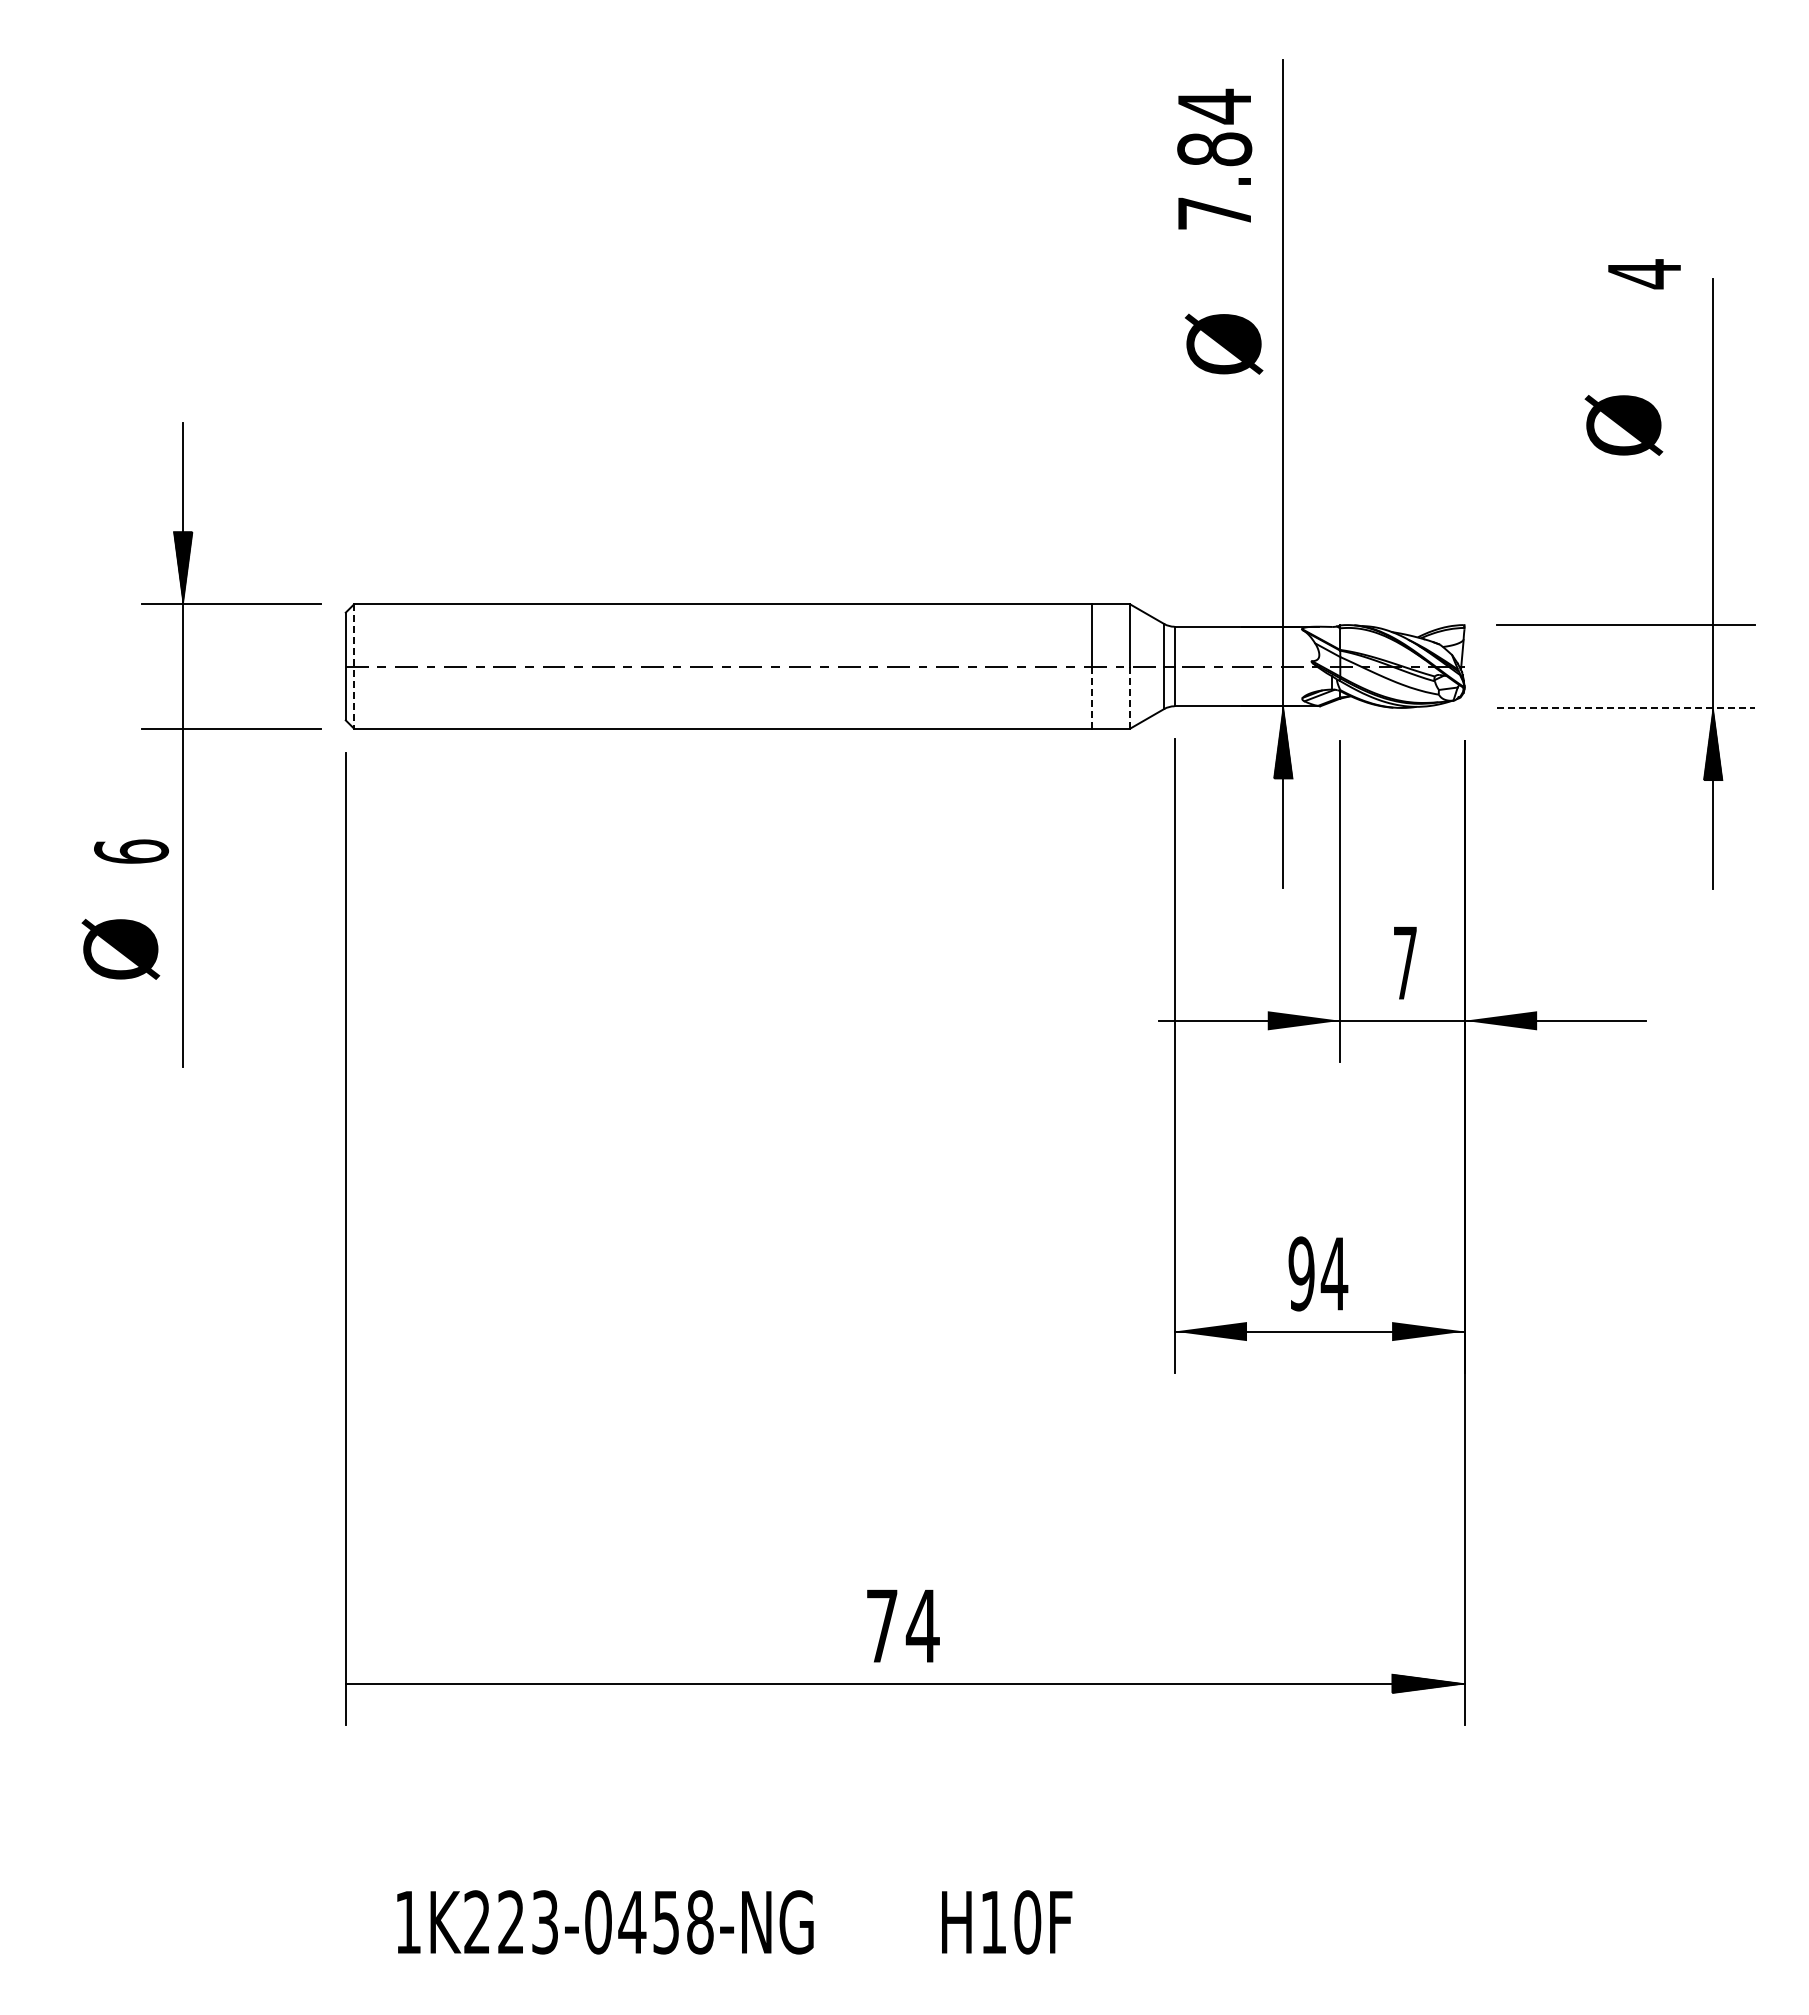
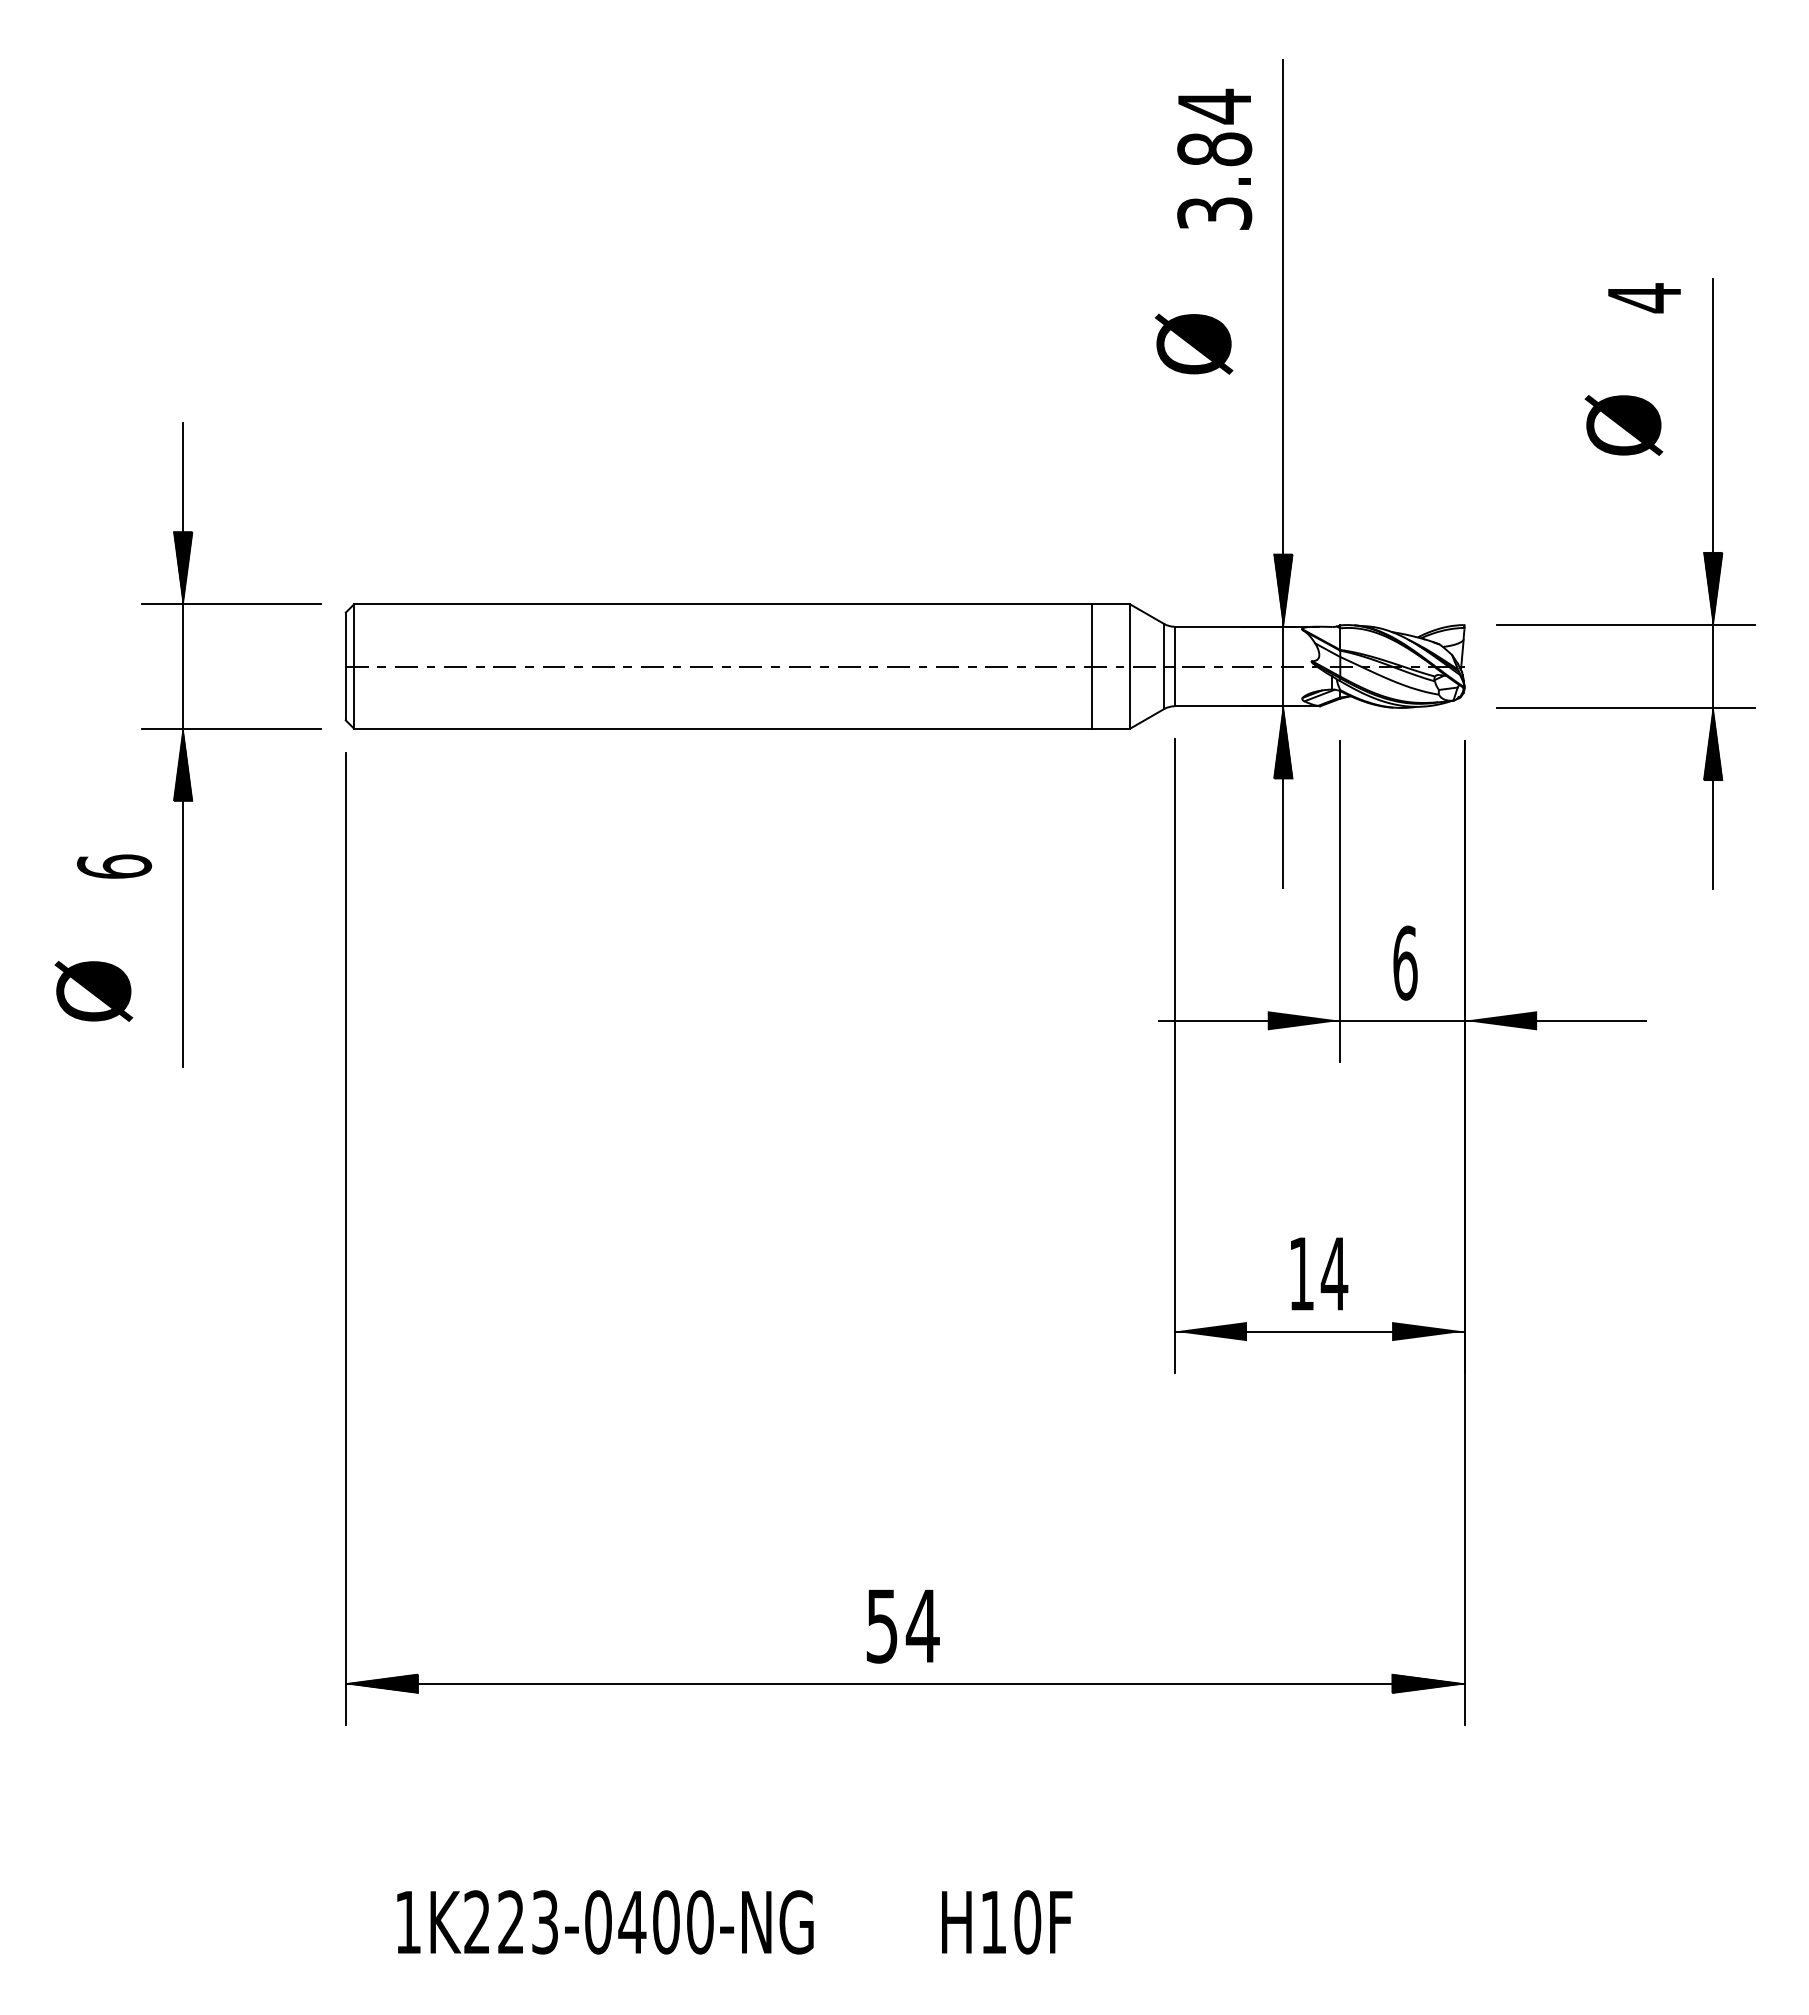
text: 7.84 -> 3.84 (1214, 213)
text position: (1644, 274) -> (1644, 298) (1644, 298)
text position: (1224, 343) -> (1194, 343) (1194, 343)
hatch: none -> present (1712, 588)
hatch: none -> present (1282, 590)
line: dashed -> solid (354, 667)
line: dashed -> solid (1091, 698)
line: dashed -> solid (1130, 698)
line: dashed -> solid (1626, 707)
hatch: none -> present (182, 764)
text position: (131, 851) -> (114, 866) (114, 866)
text position: (120, 948) -> (93, 990) (93, 990)
text: 7 -> 6 (1405, 962)
text: 94 -> 14 (1301, 1273)
text: 74 -> 54 (881, 1626)
hatch: none -> present (382, 1683)
text: 1K223-0458-NG -> 1K223-0400-NG (683, 1922)
